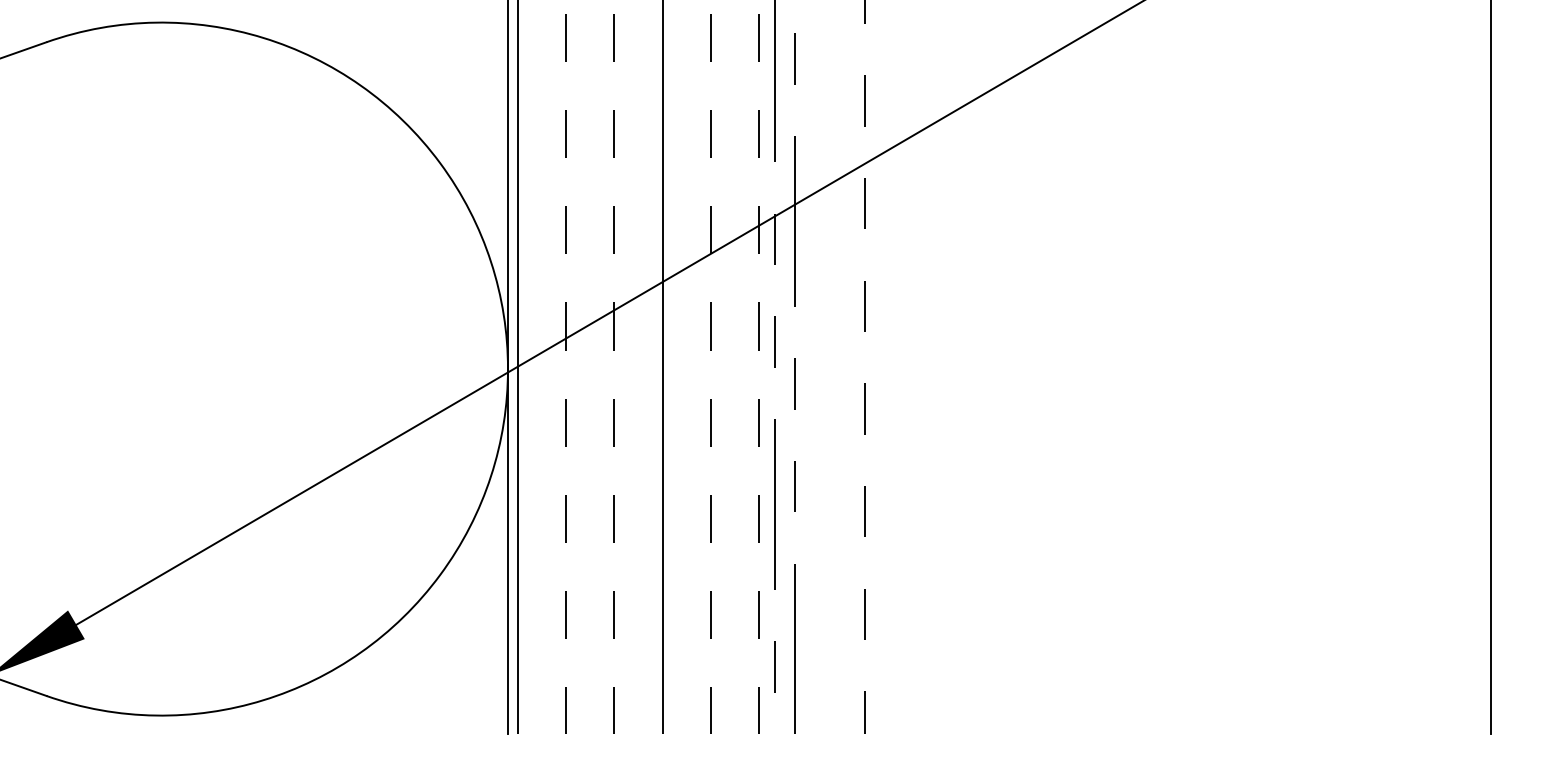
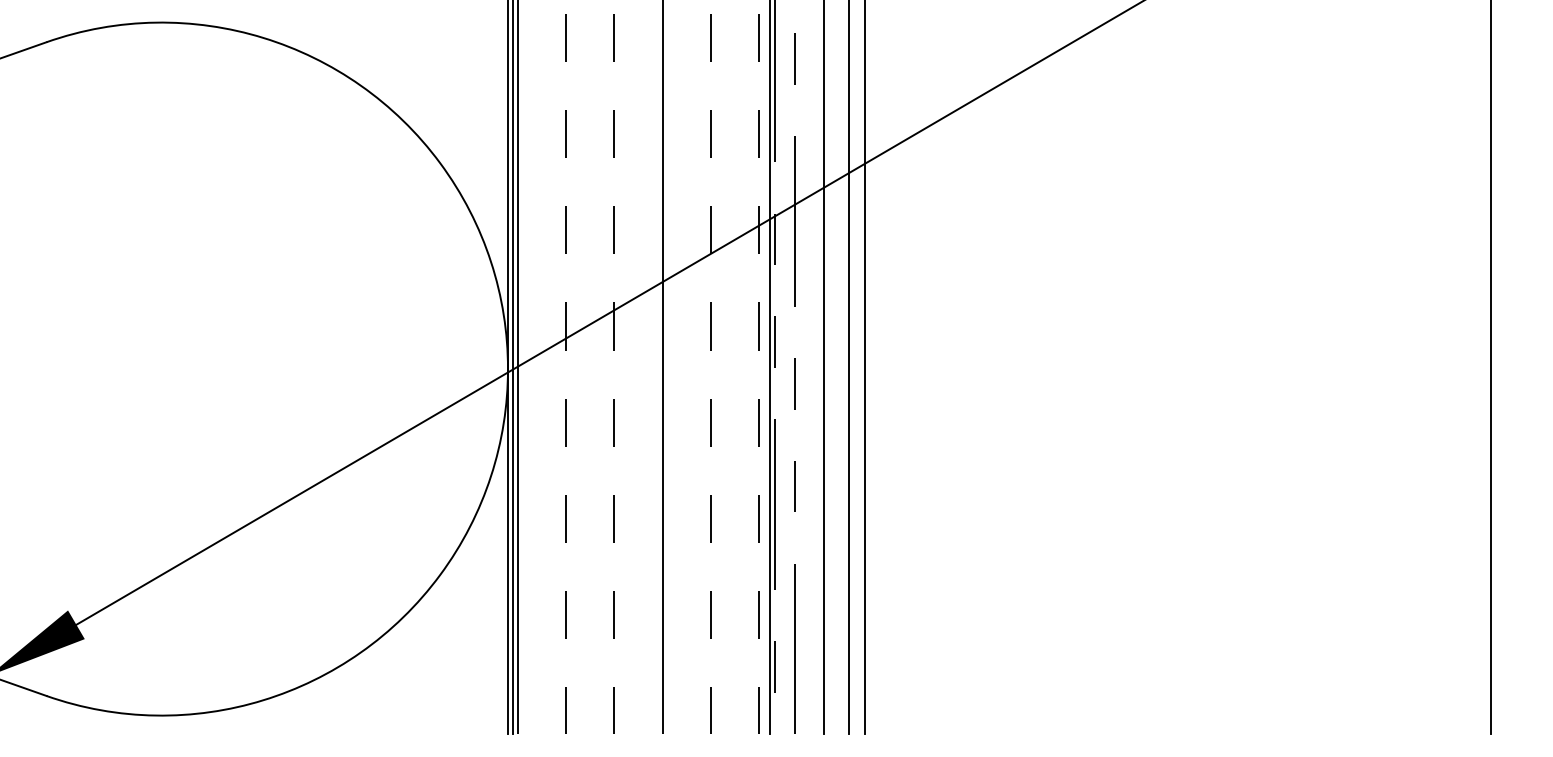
line: dashed -> solid (865, 367)
line: none -> present (513, 368)
line: none -> present (769, 368)
line: none -> present (824, 368)
line: none -> present (848, 368)
